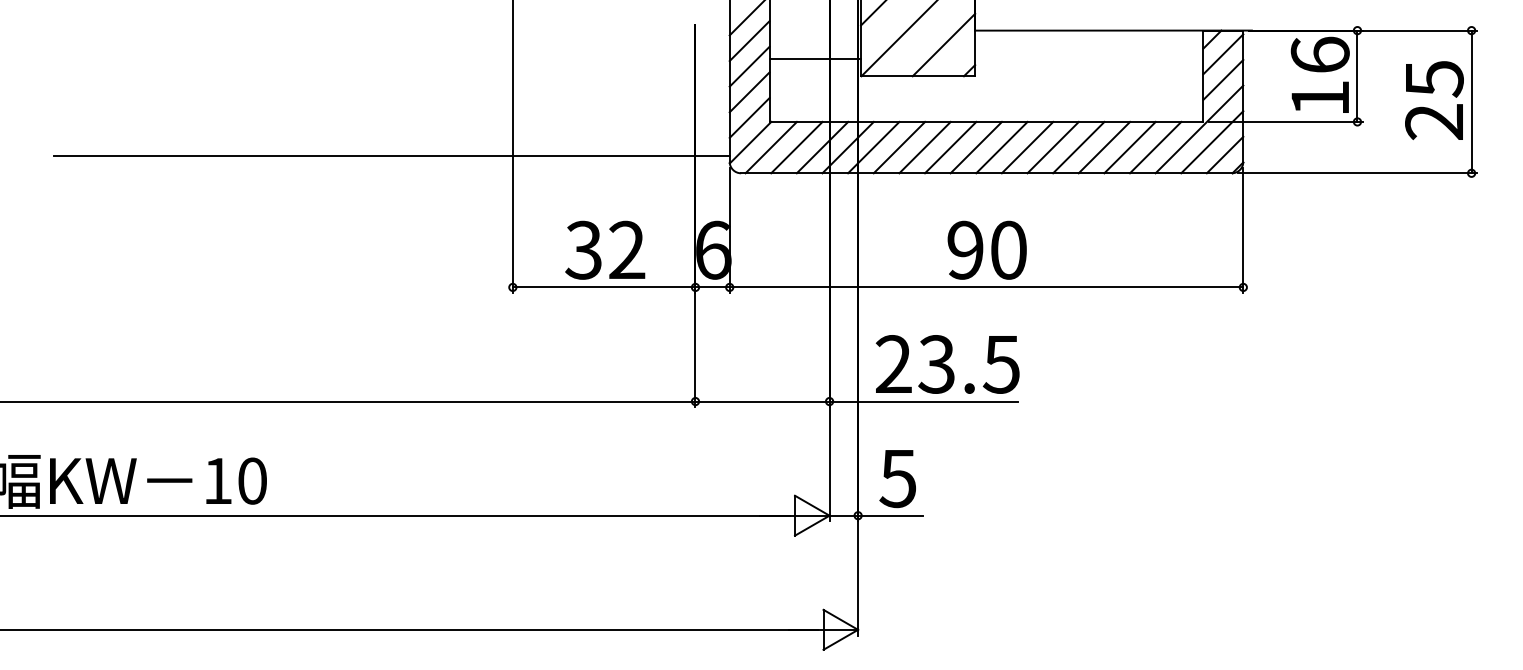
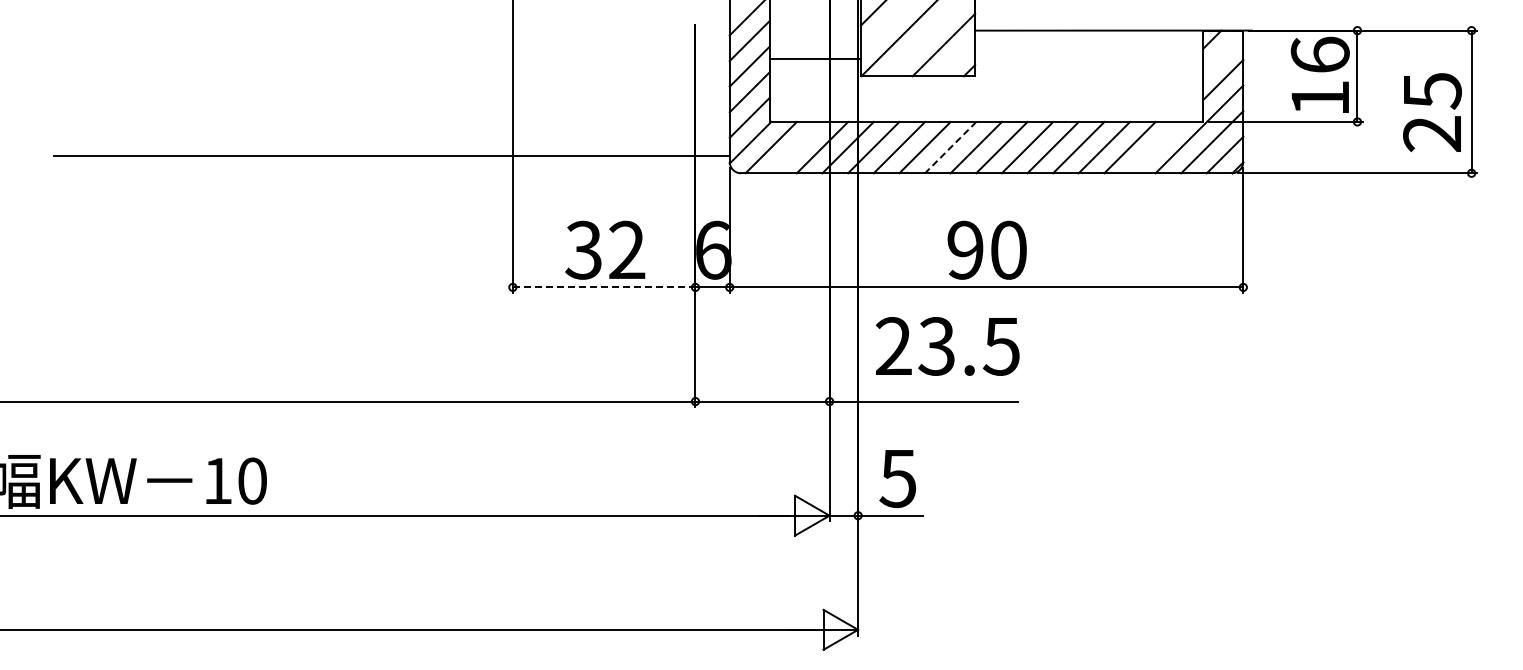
line: present -> none (1223, 54)
text position: (1434, 100) -> (1432, 112) (1432, 112)
line: present -> none (796, 147)
line: solid -> dashed (950, 147)
line: present -> none (1155, 147)
line: solid -> dashed (604, 287)
text position: (947, 364) -> (947, 346) (947, 346)
